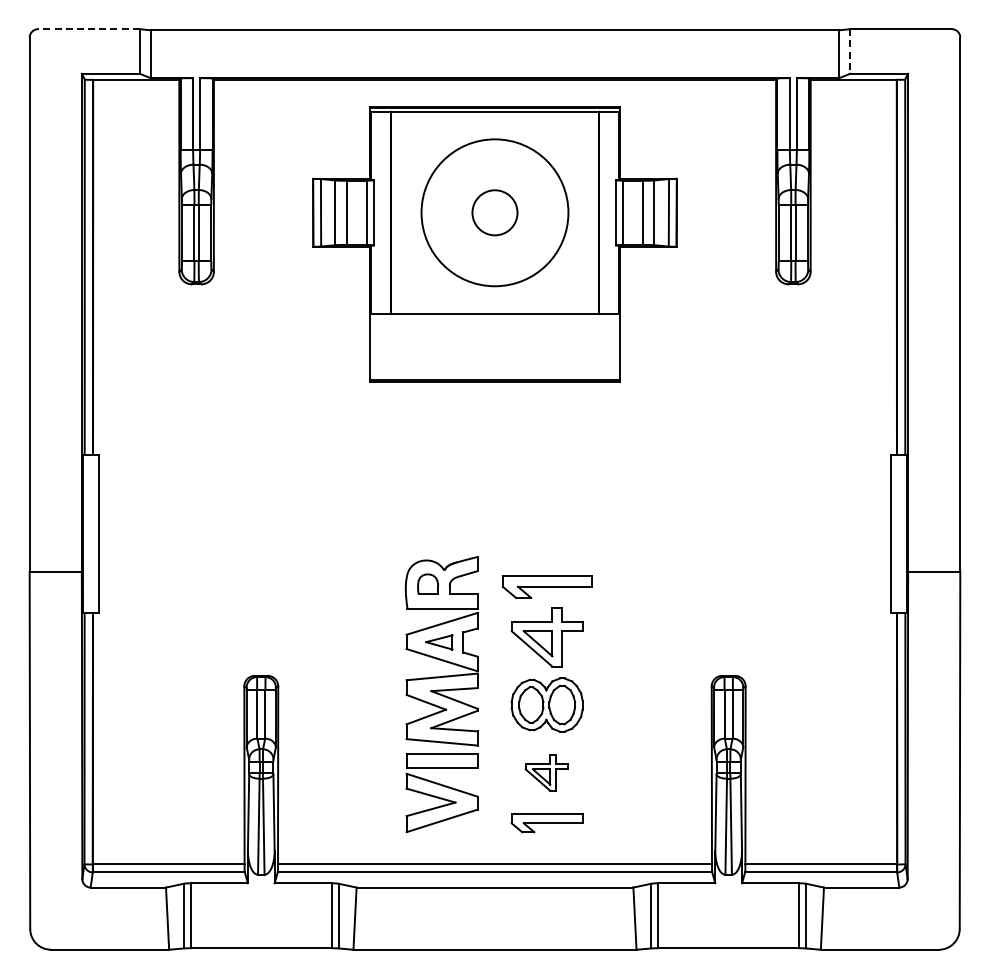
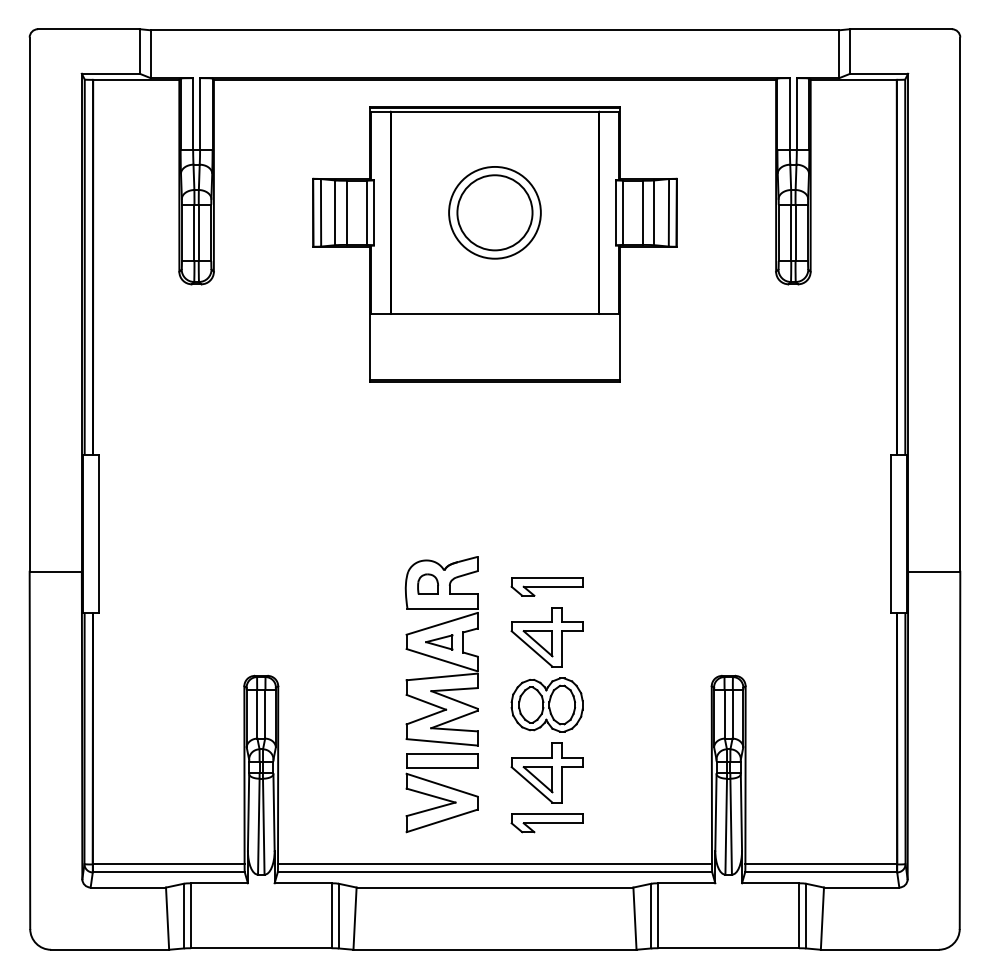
line: dashed -> solid (88, 29)
line: dashed -> solid (850, 51)
circle diameter: 147 px -> 92 px (494, 212)
circle diameter: 45 px -> 75 px (494, 212)
part size: 92x24 px -> 74x20 px (546, 586)
part size: 45x38 px -> 74x62 px (546, 772)
